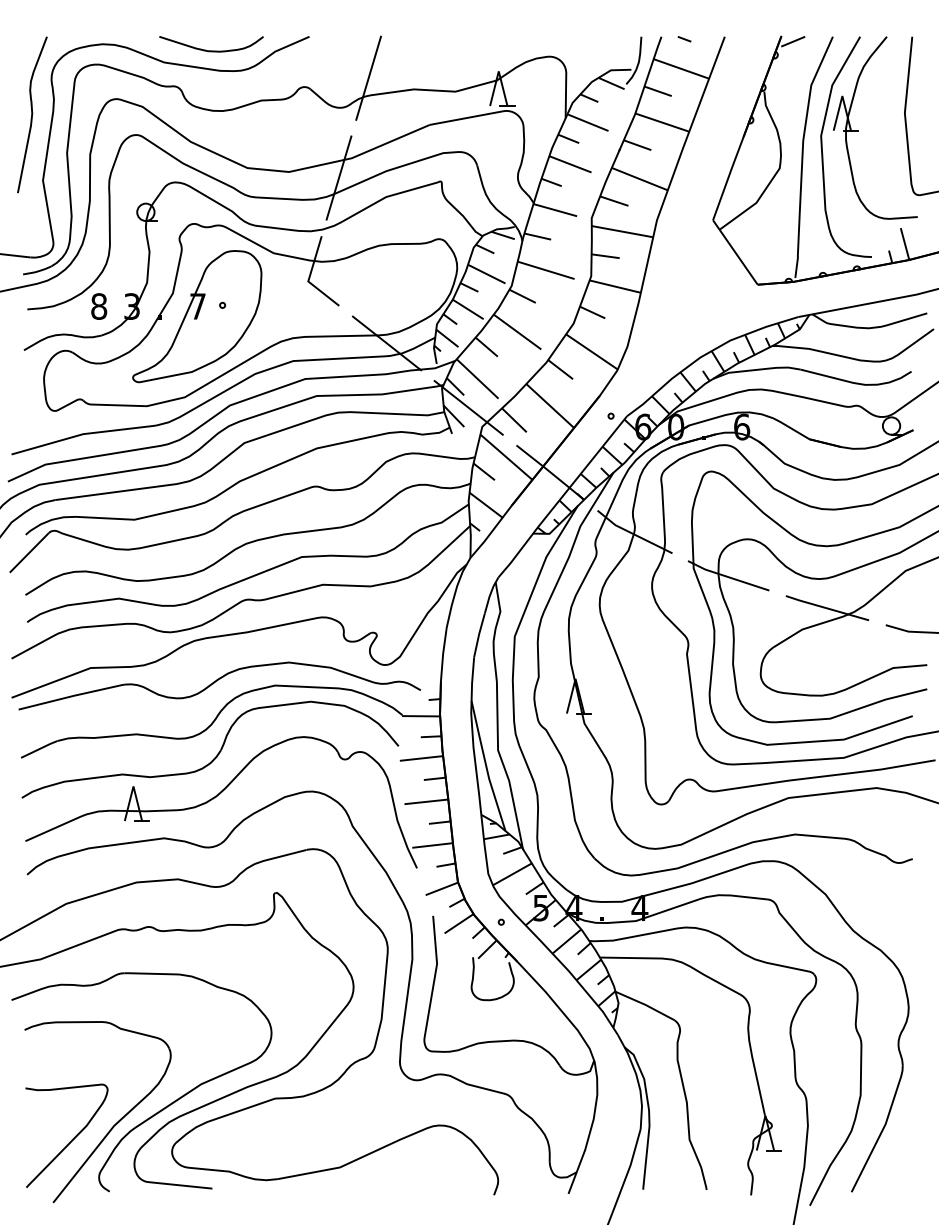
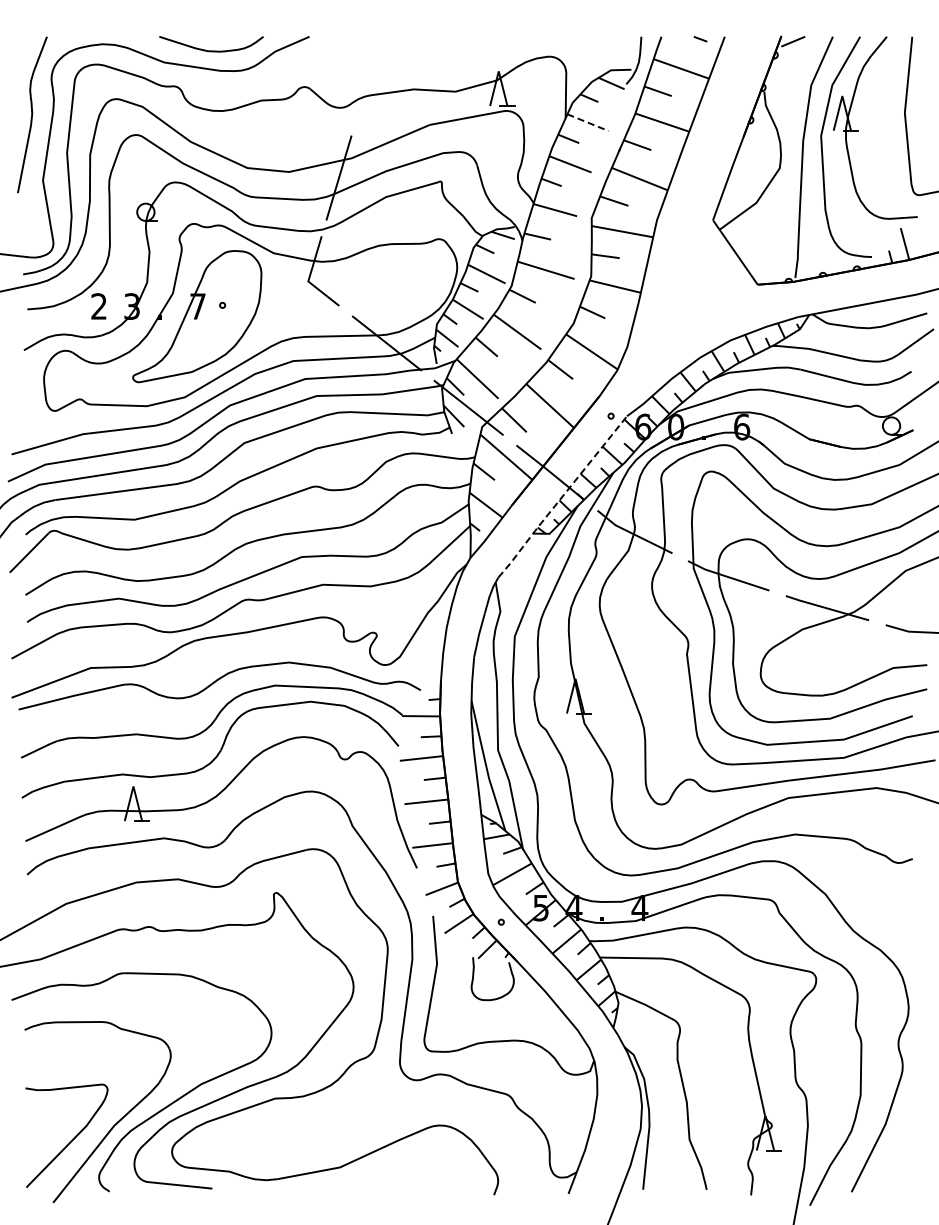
line position: (684, 39) -> (700, 39) (700, 39)
line: present -> none (368, 77)
line: solid -> dashed (588, 122)
text: 8 -> 2 (99, 306)
line: solid -> dashed (561, 497)
